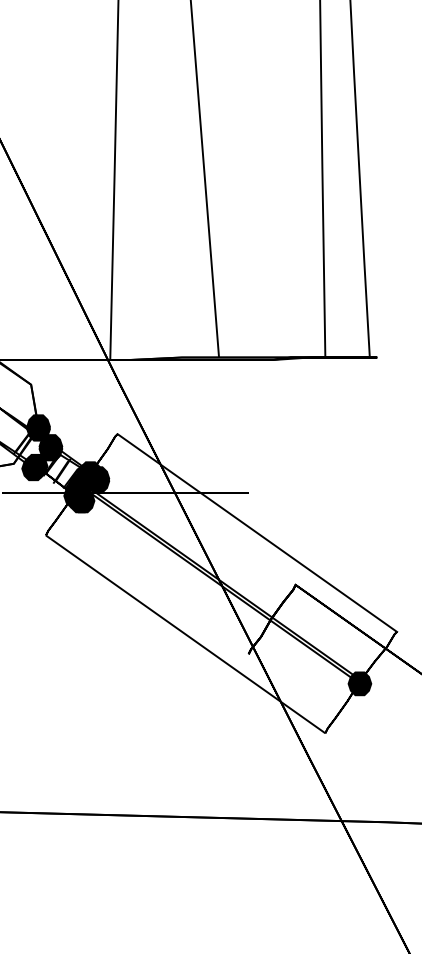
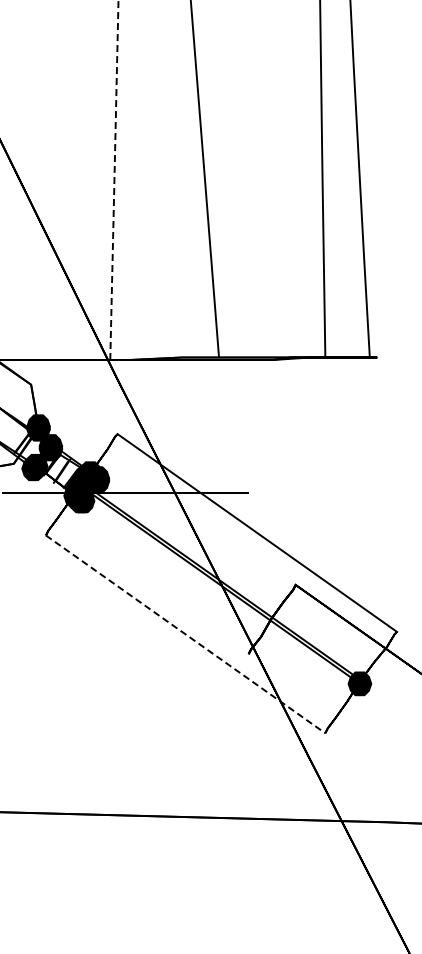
arc: solid -> dashed (114, 180)
line: solid -> dashed (186, 634)
